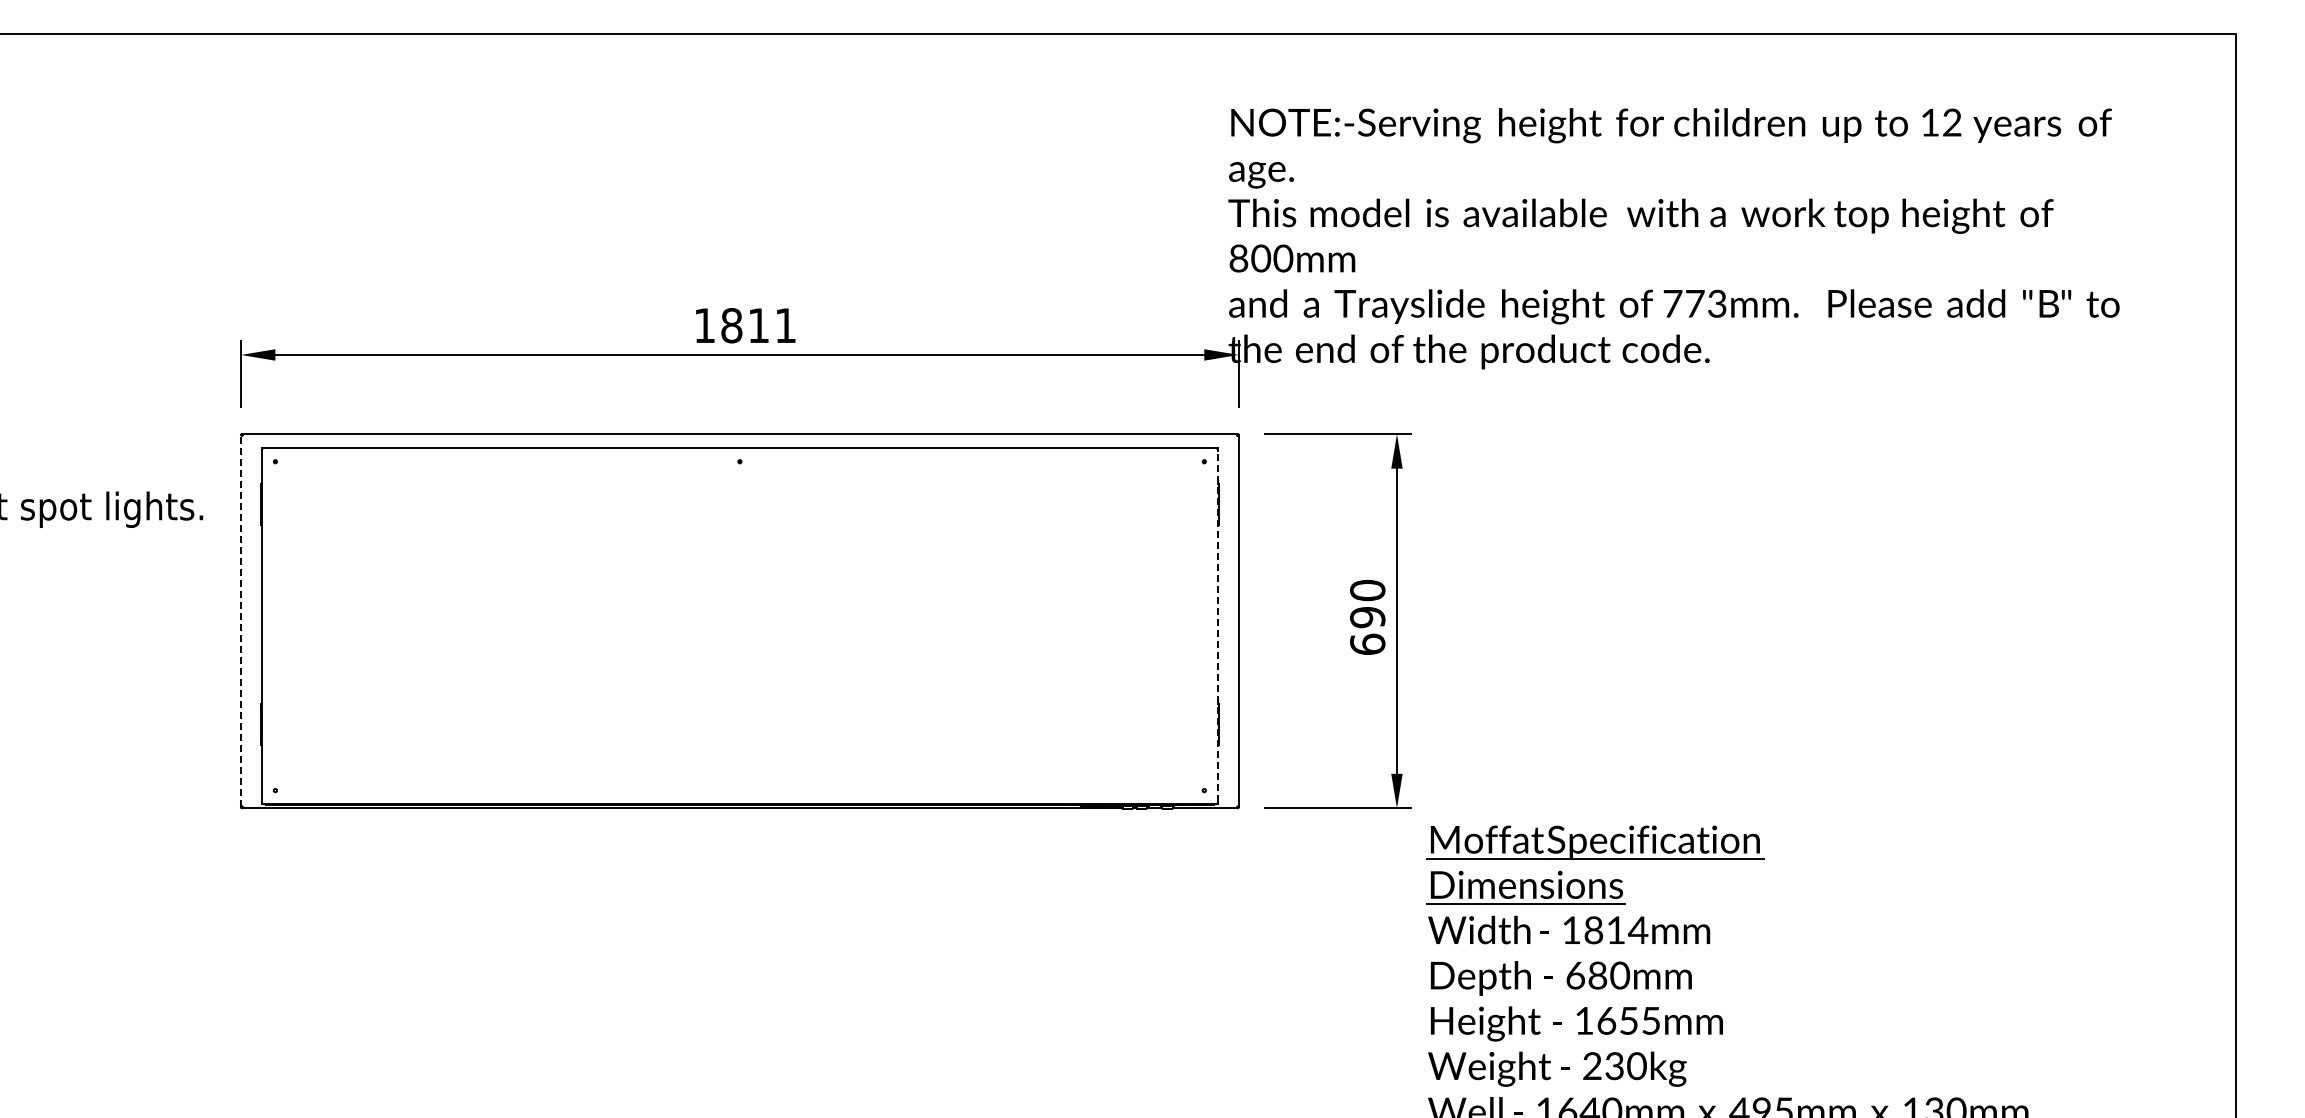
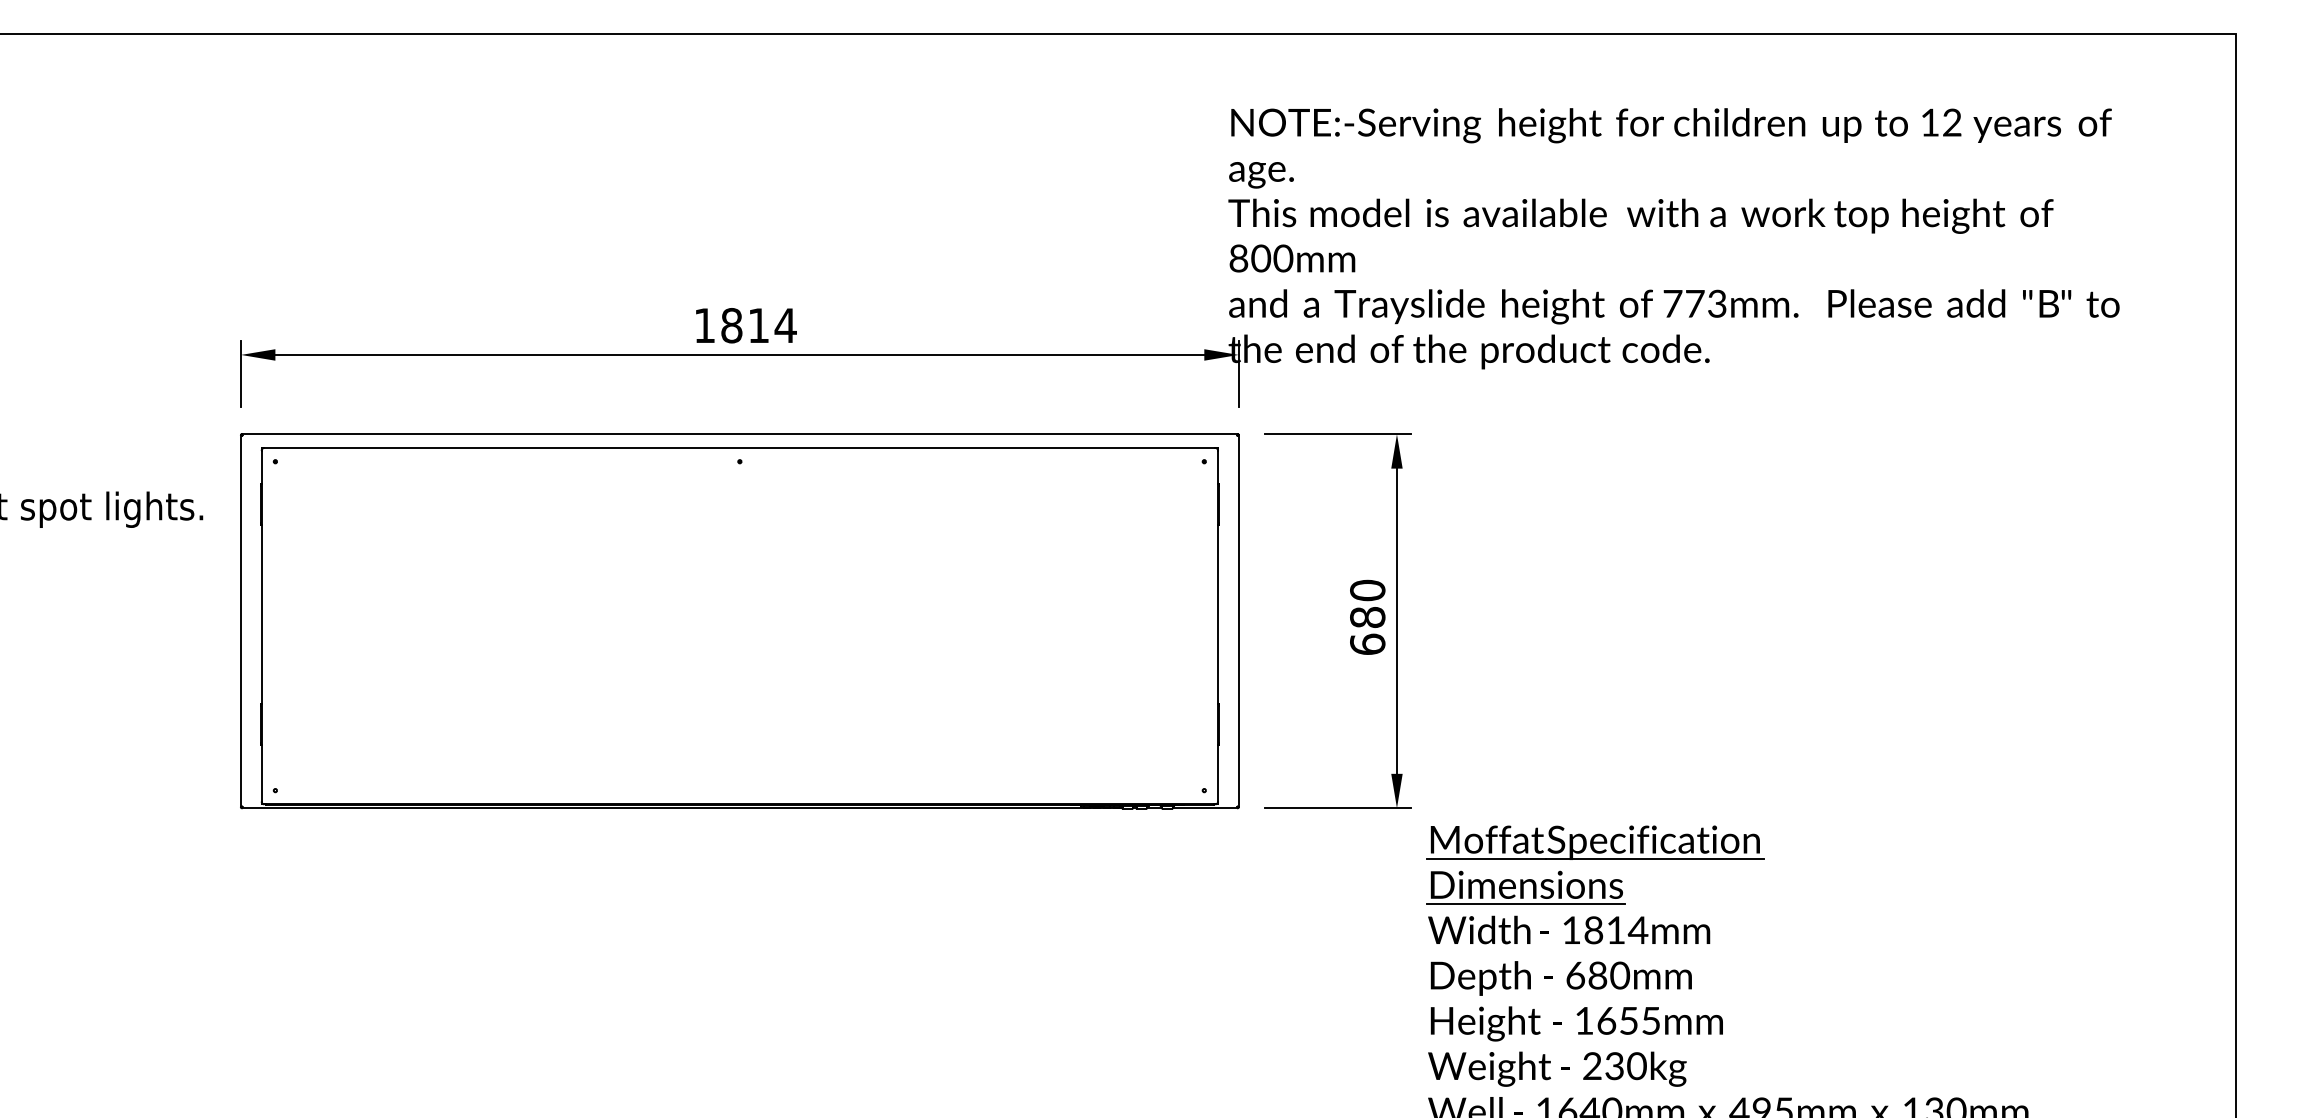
text: 1811 -> 1814 (785, 325)
text: 690 -> 680 (1367, 617)
line: dashed -> solid (241, 620)
line: dashed -> solid (1218, 625)
